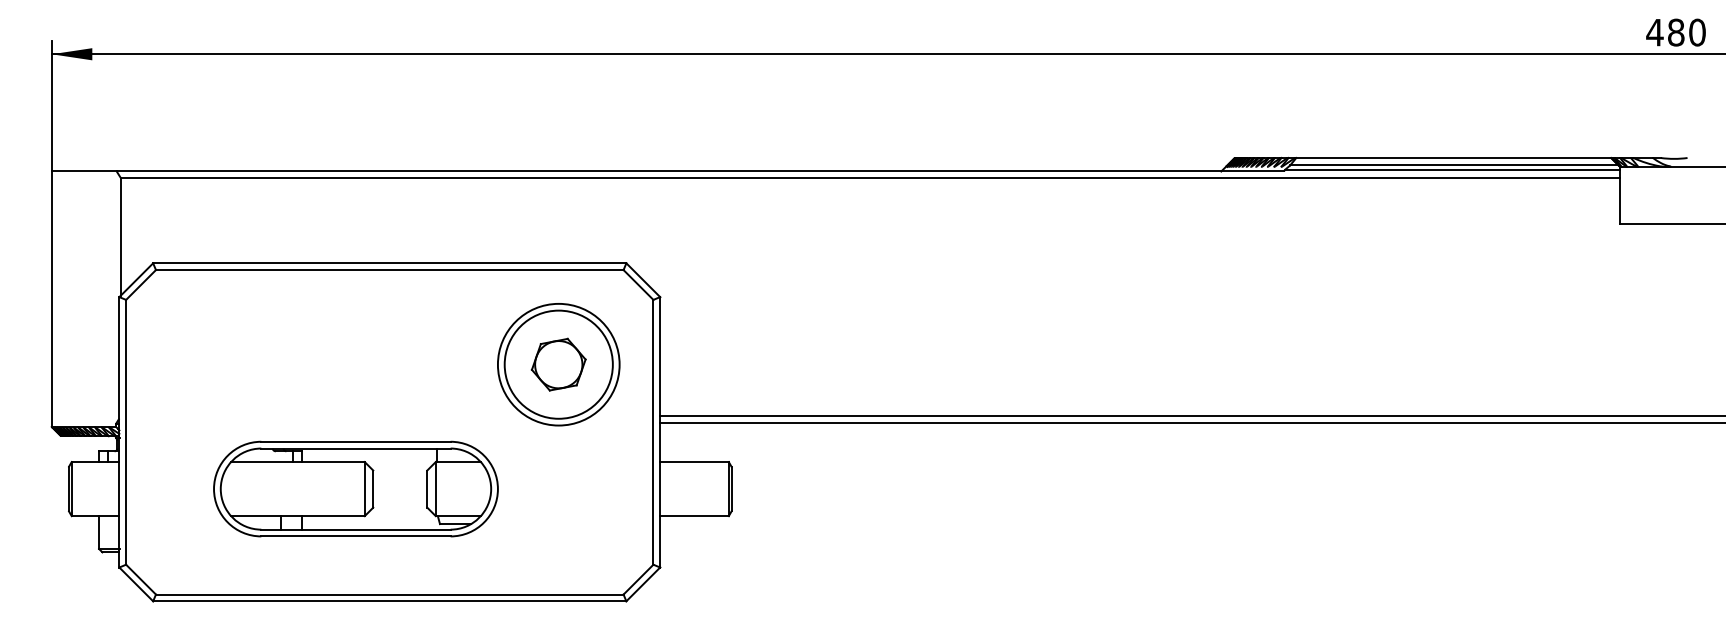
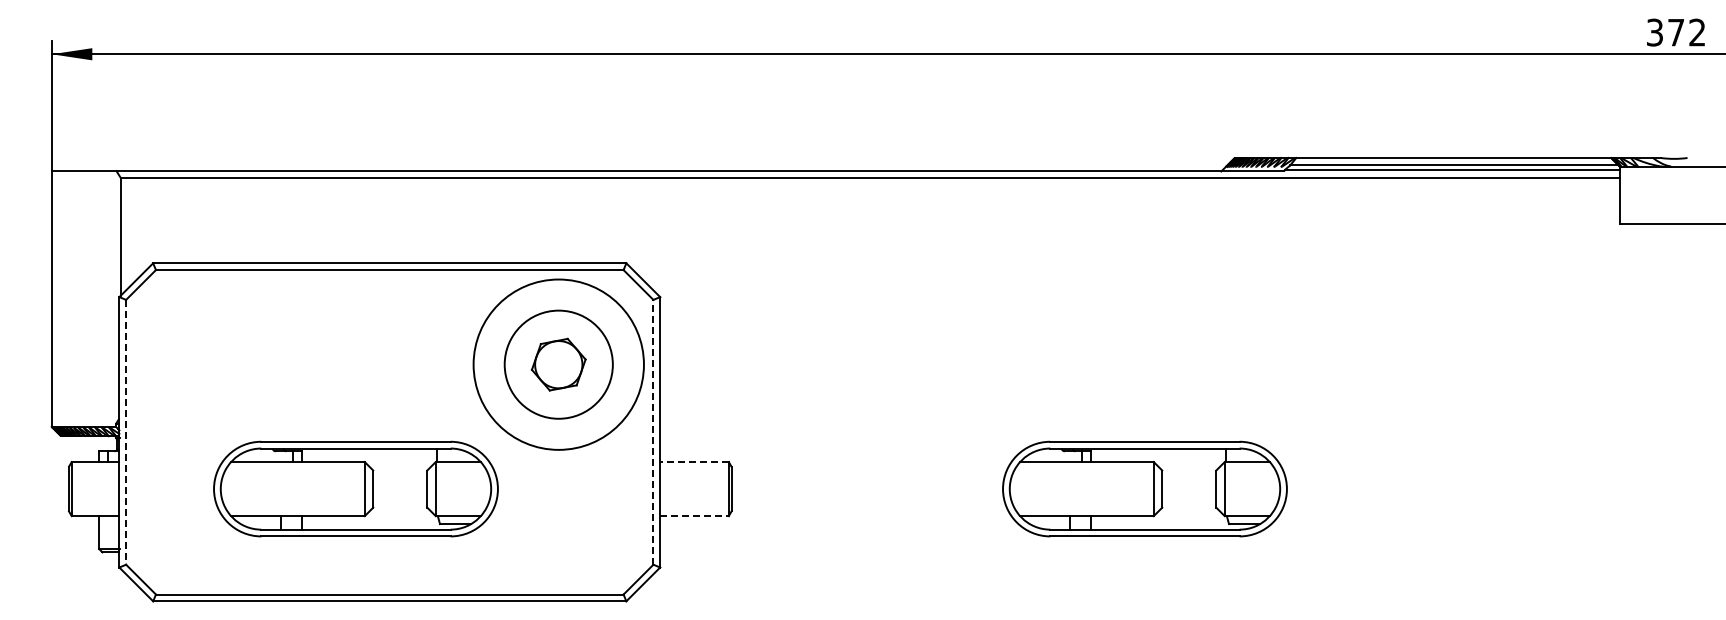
text: 480 -> 372 (1675, 32)
circle diameter: 122 px -> 170 px (558, 364)
line: present -> none (1191, 416)
line: present -> none (1191, 422)
line: solid -> dashed (653, 431)
line: solid -> dashed (126, 432)
line: solid -> dashed (694, 462)
part: none -> present (1144, 488)
line: solid -> dashed (695, 516)
